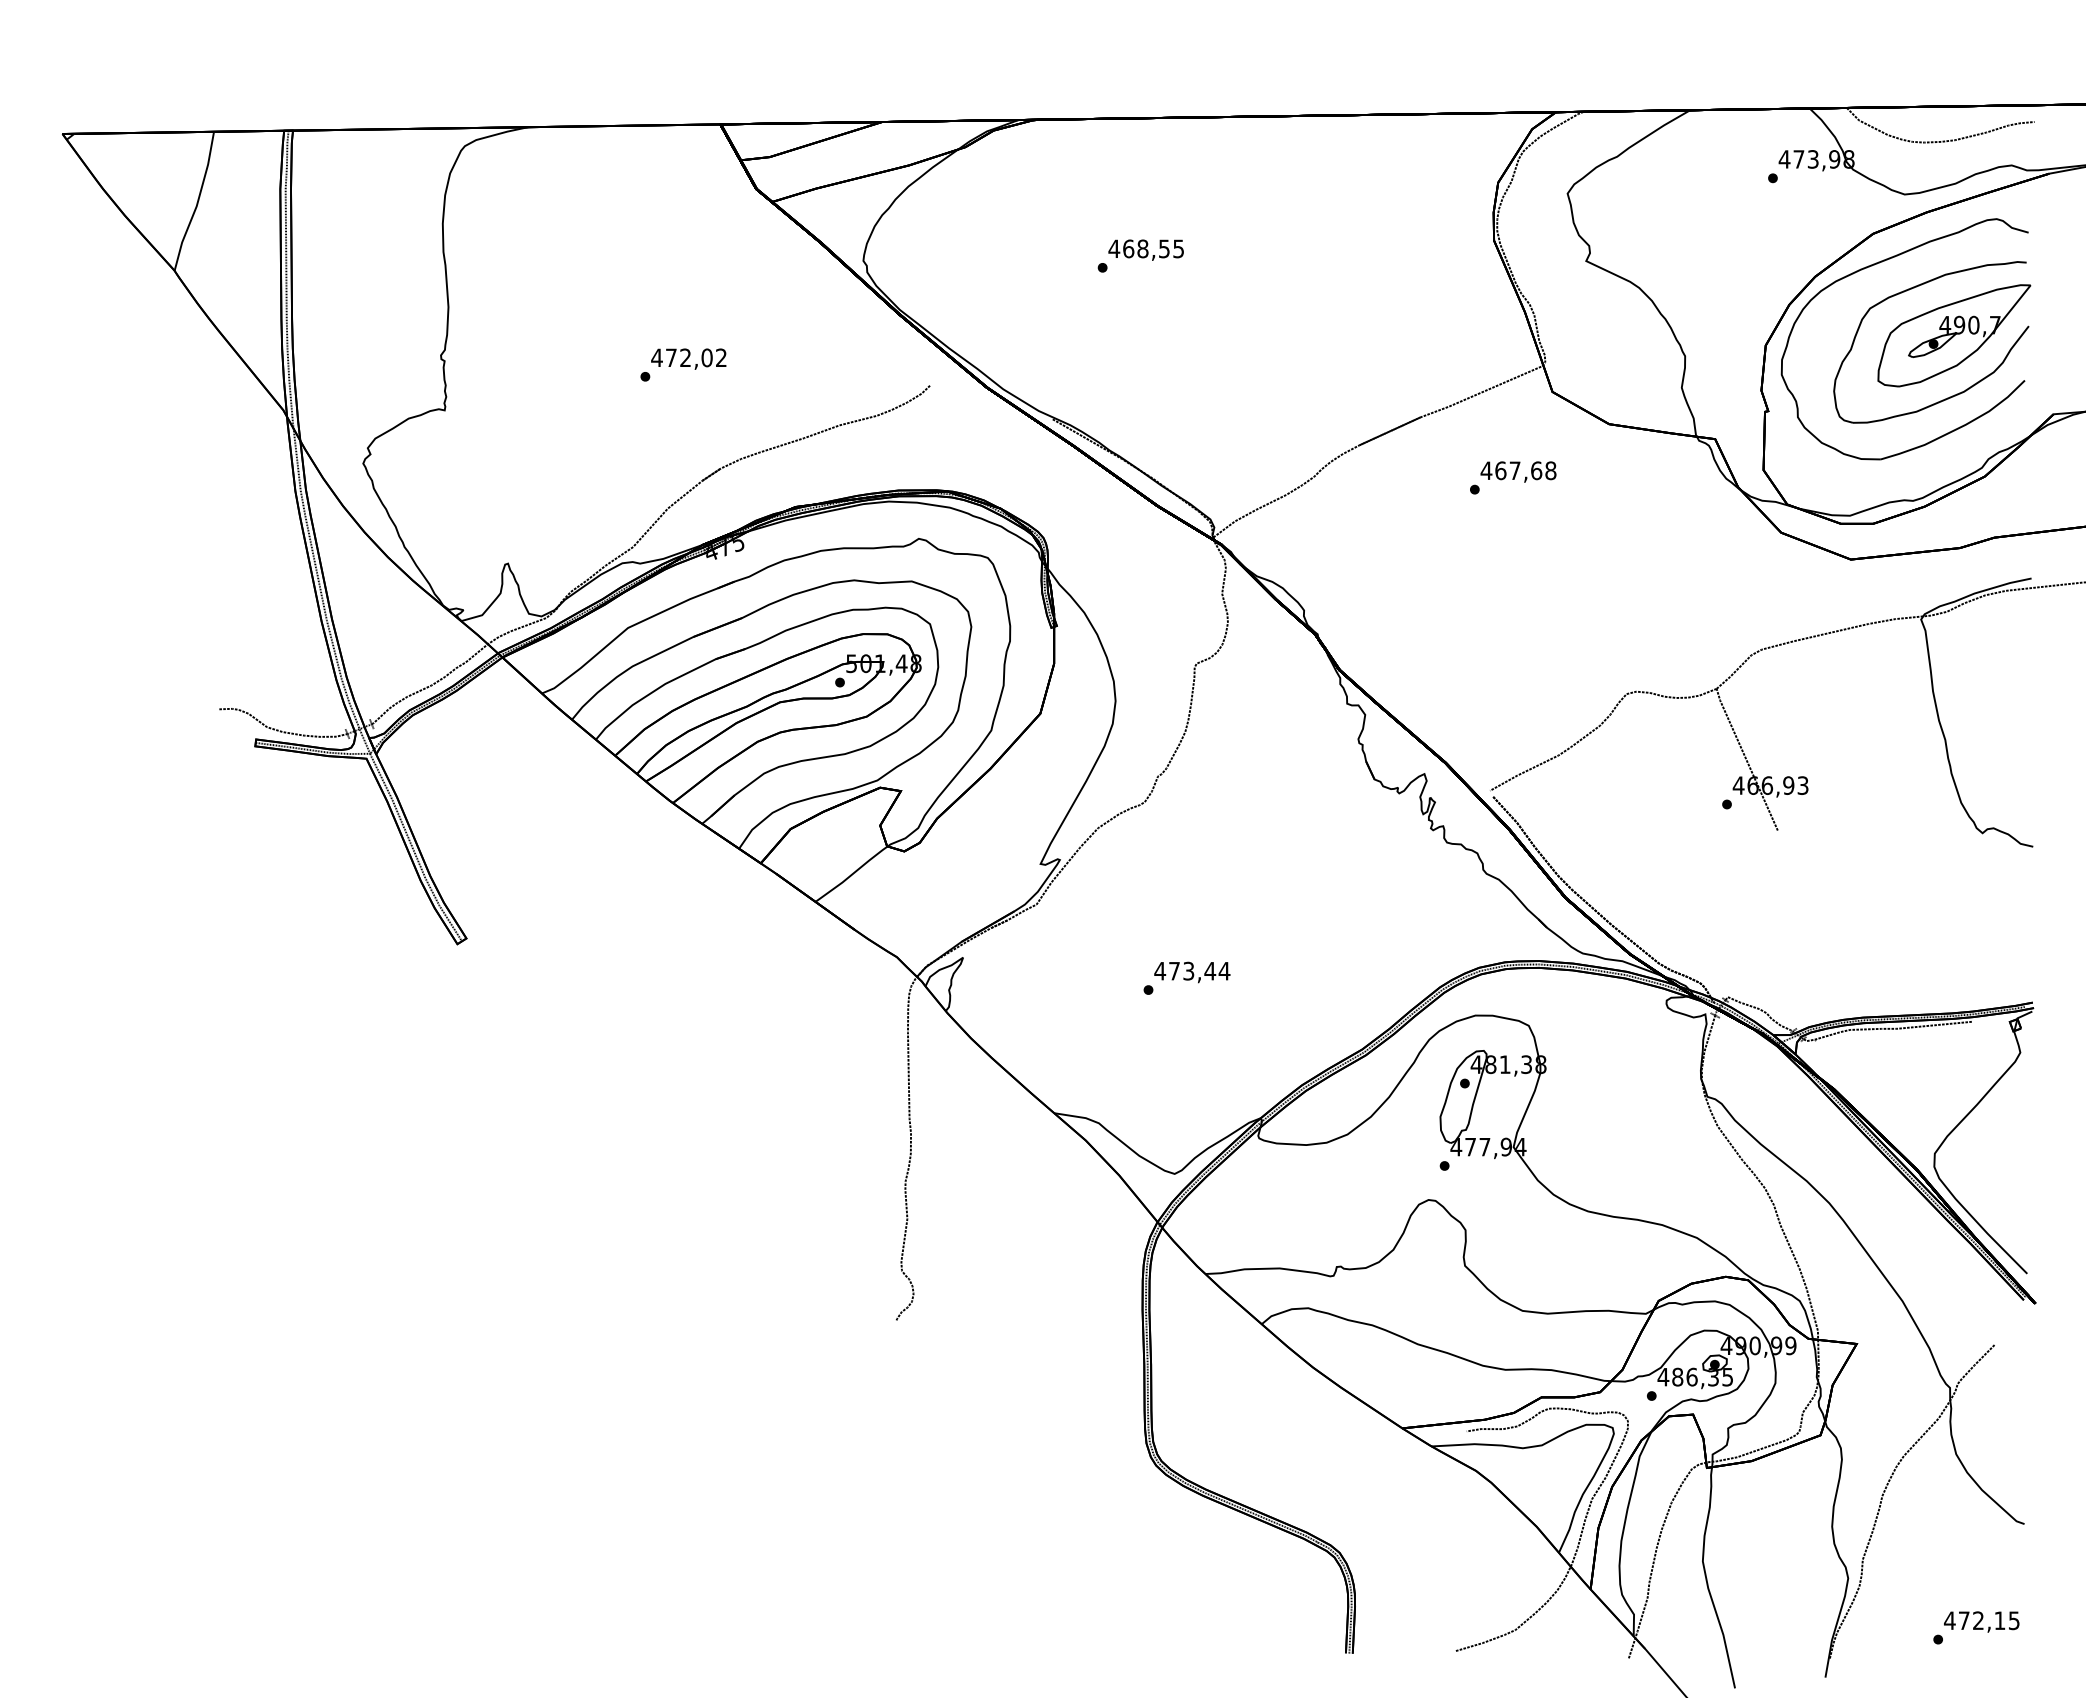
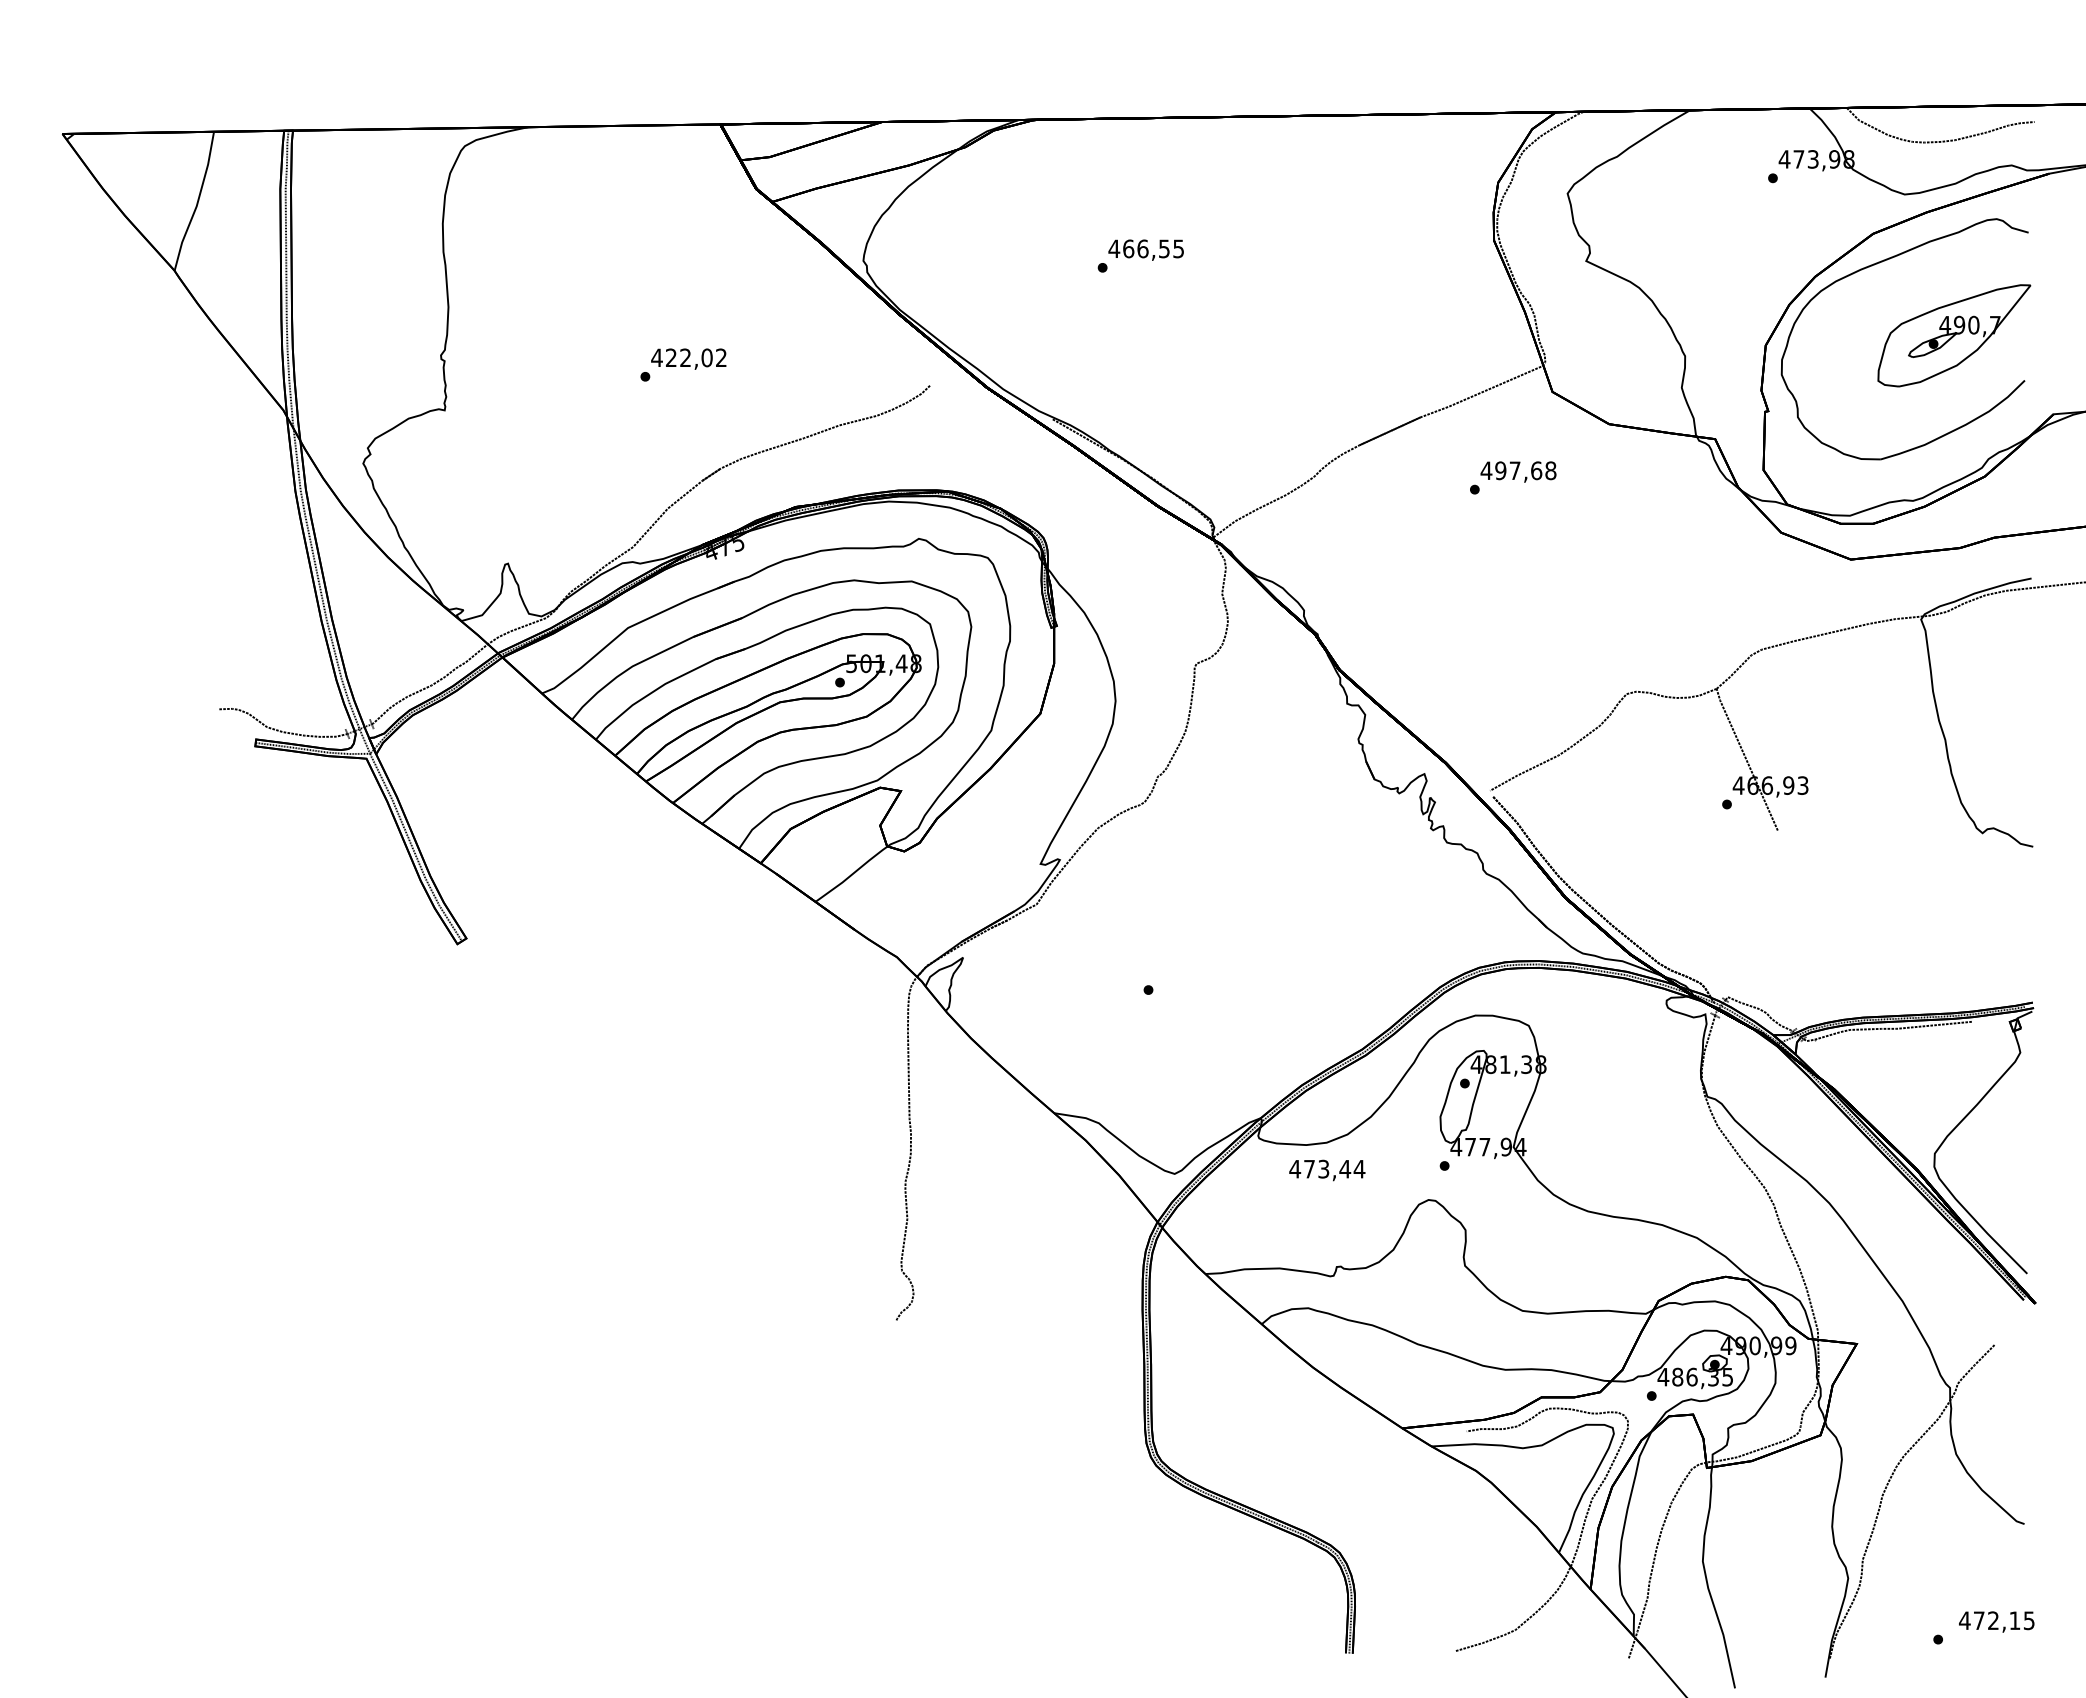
text: 468,55 -> 466,55 (1142, 248)
part: present -> none (1909, 290)
text: 472,02 -> 422,02 (671, 357)
text: 467,68 -> 497,68 (1500, 470)
text position: (1192, 972) -> (1327, 1170) (1327, 1170)
text position: (1981, 1621) -> (1996, 1621) (1996, 1621)
